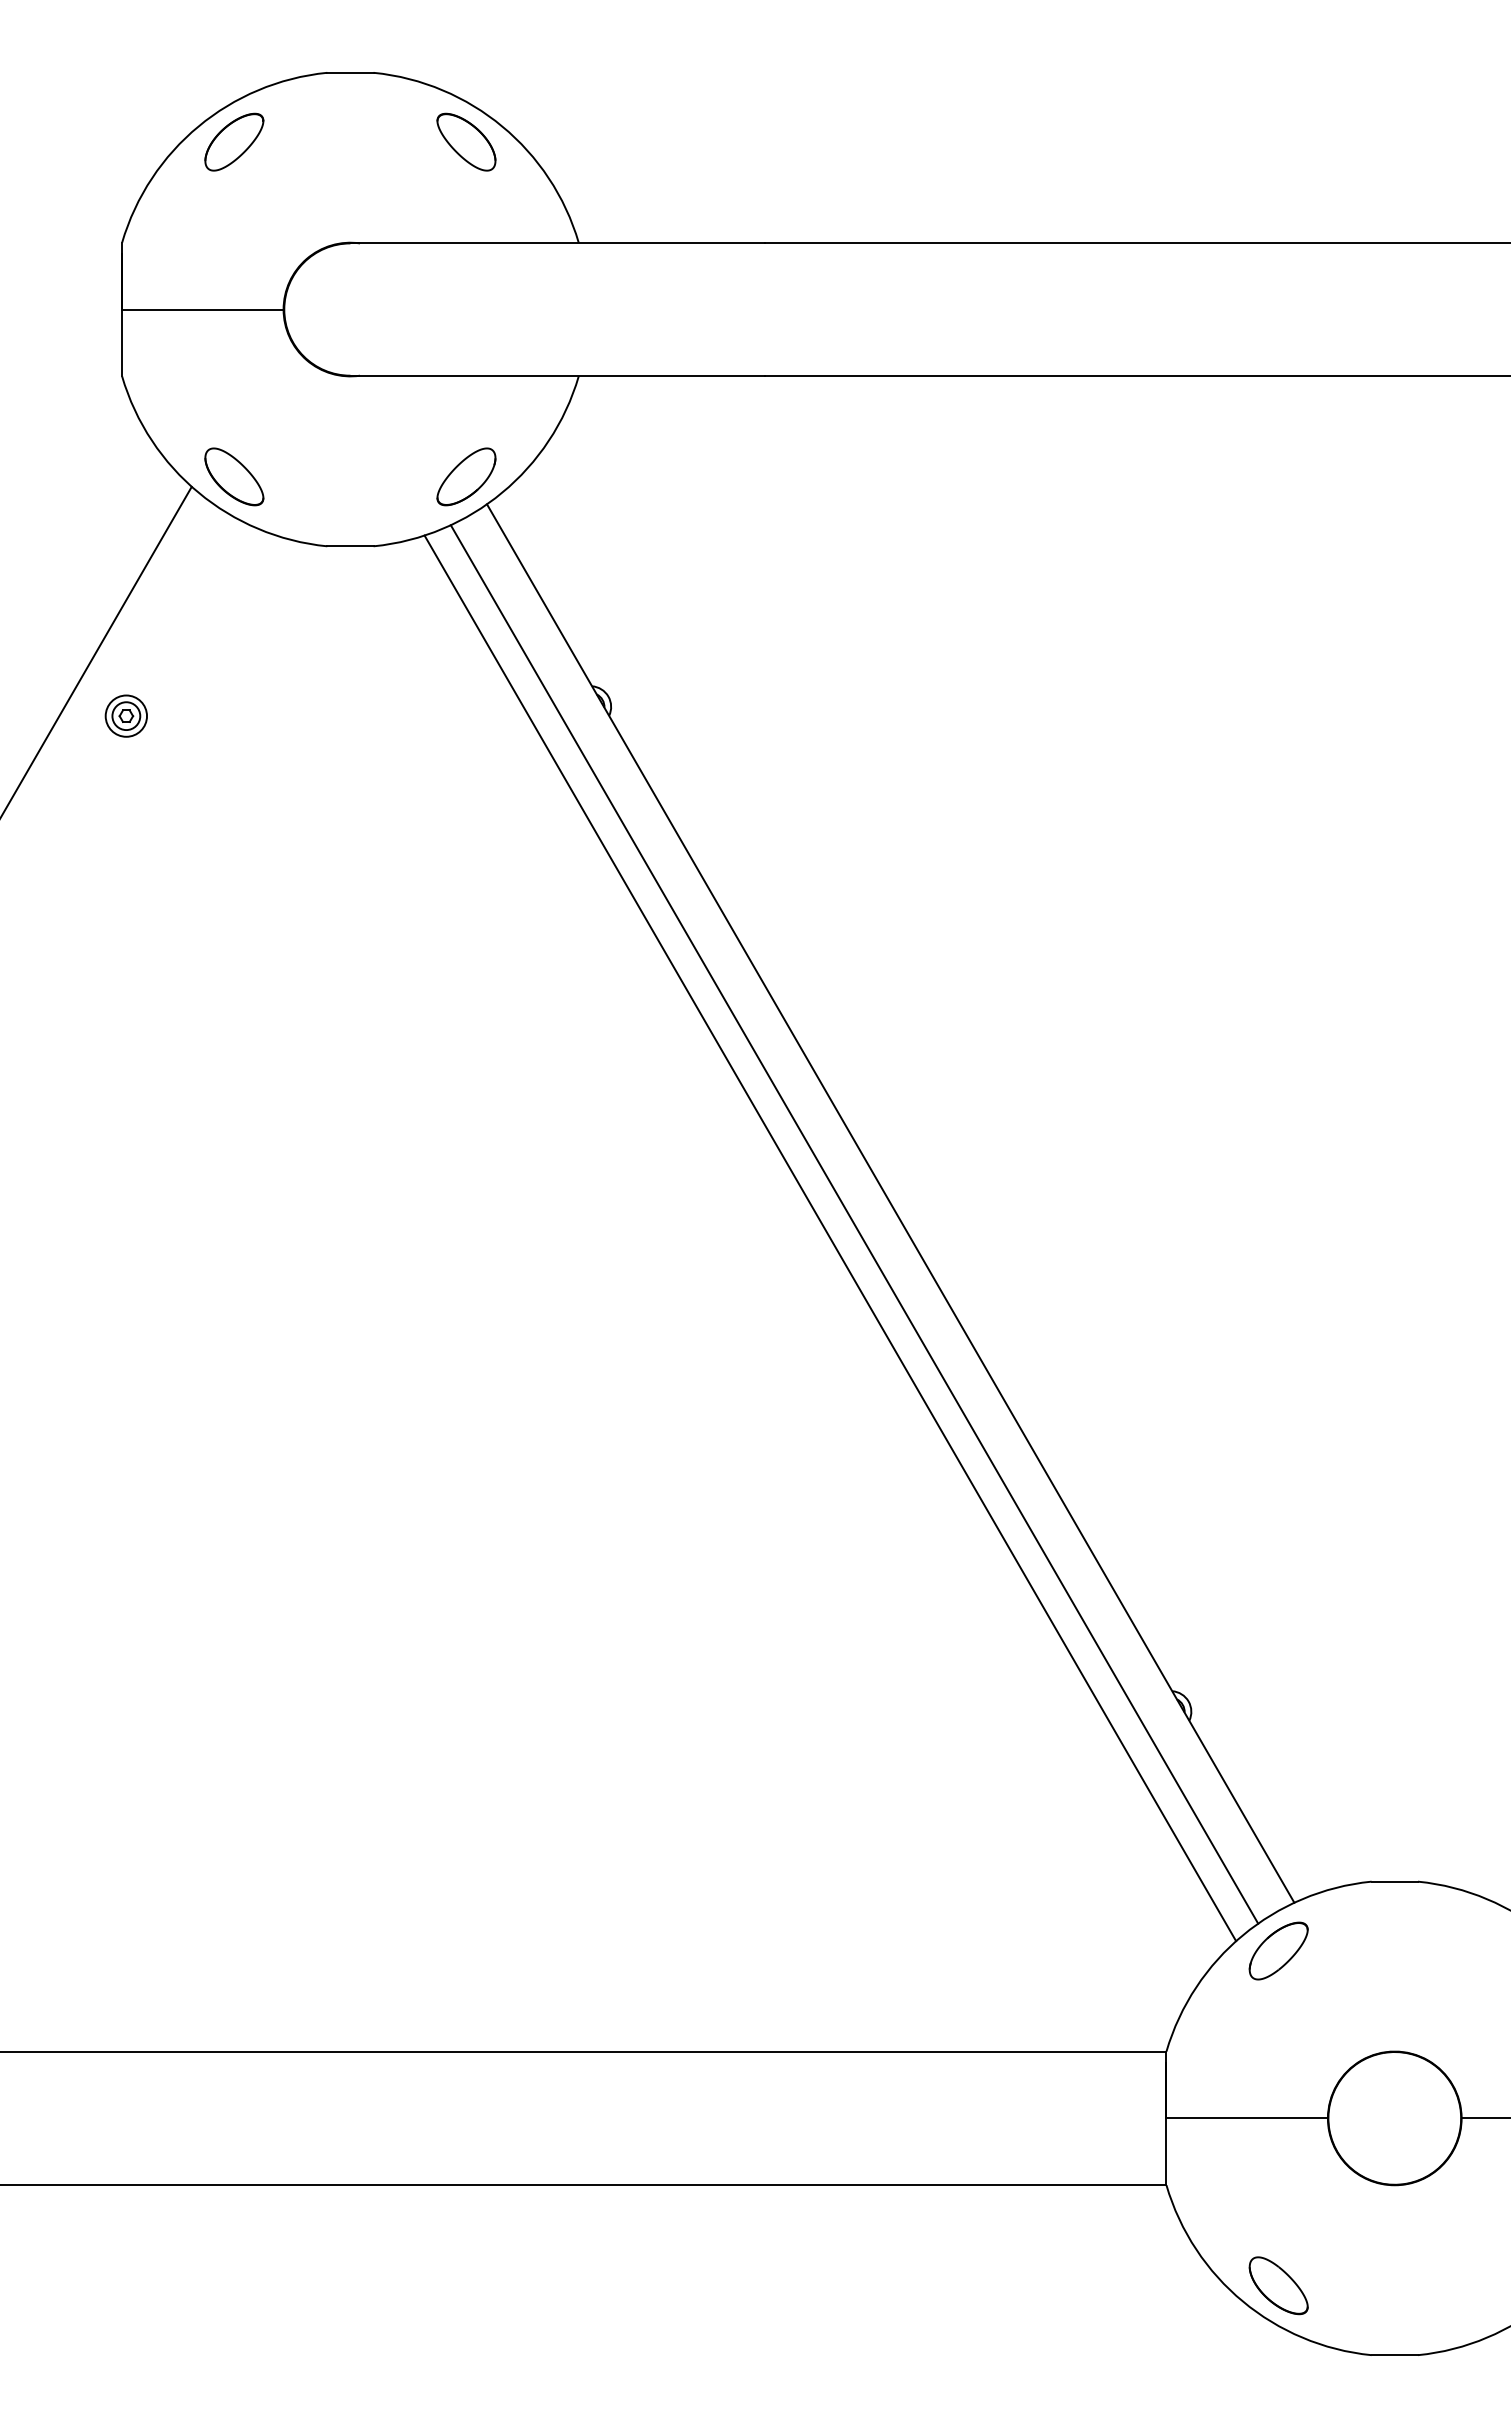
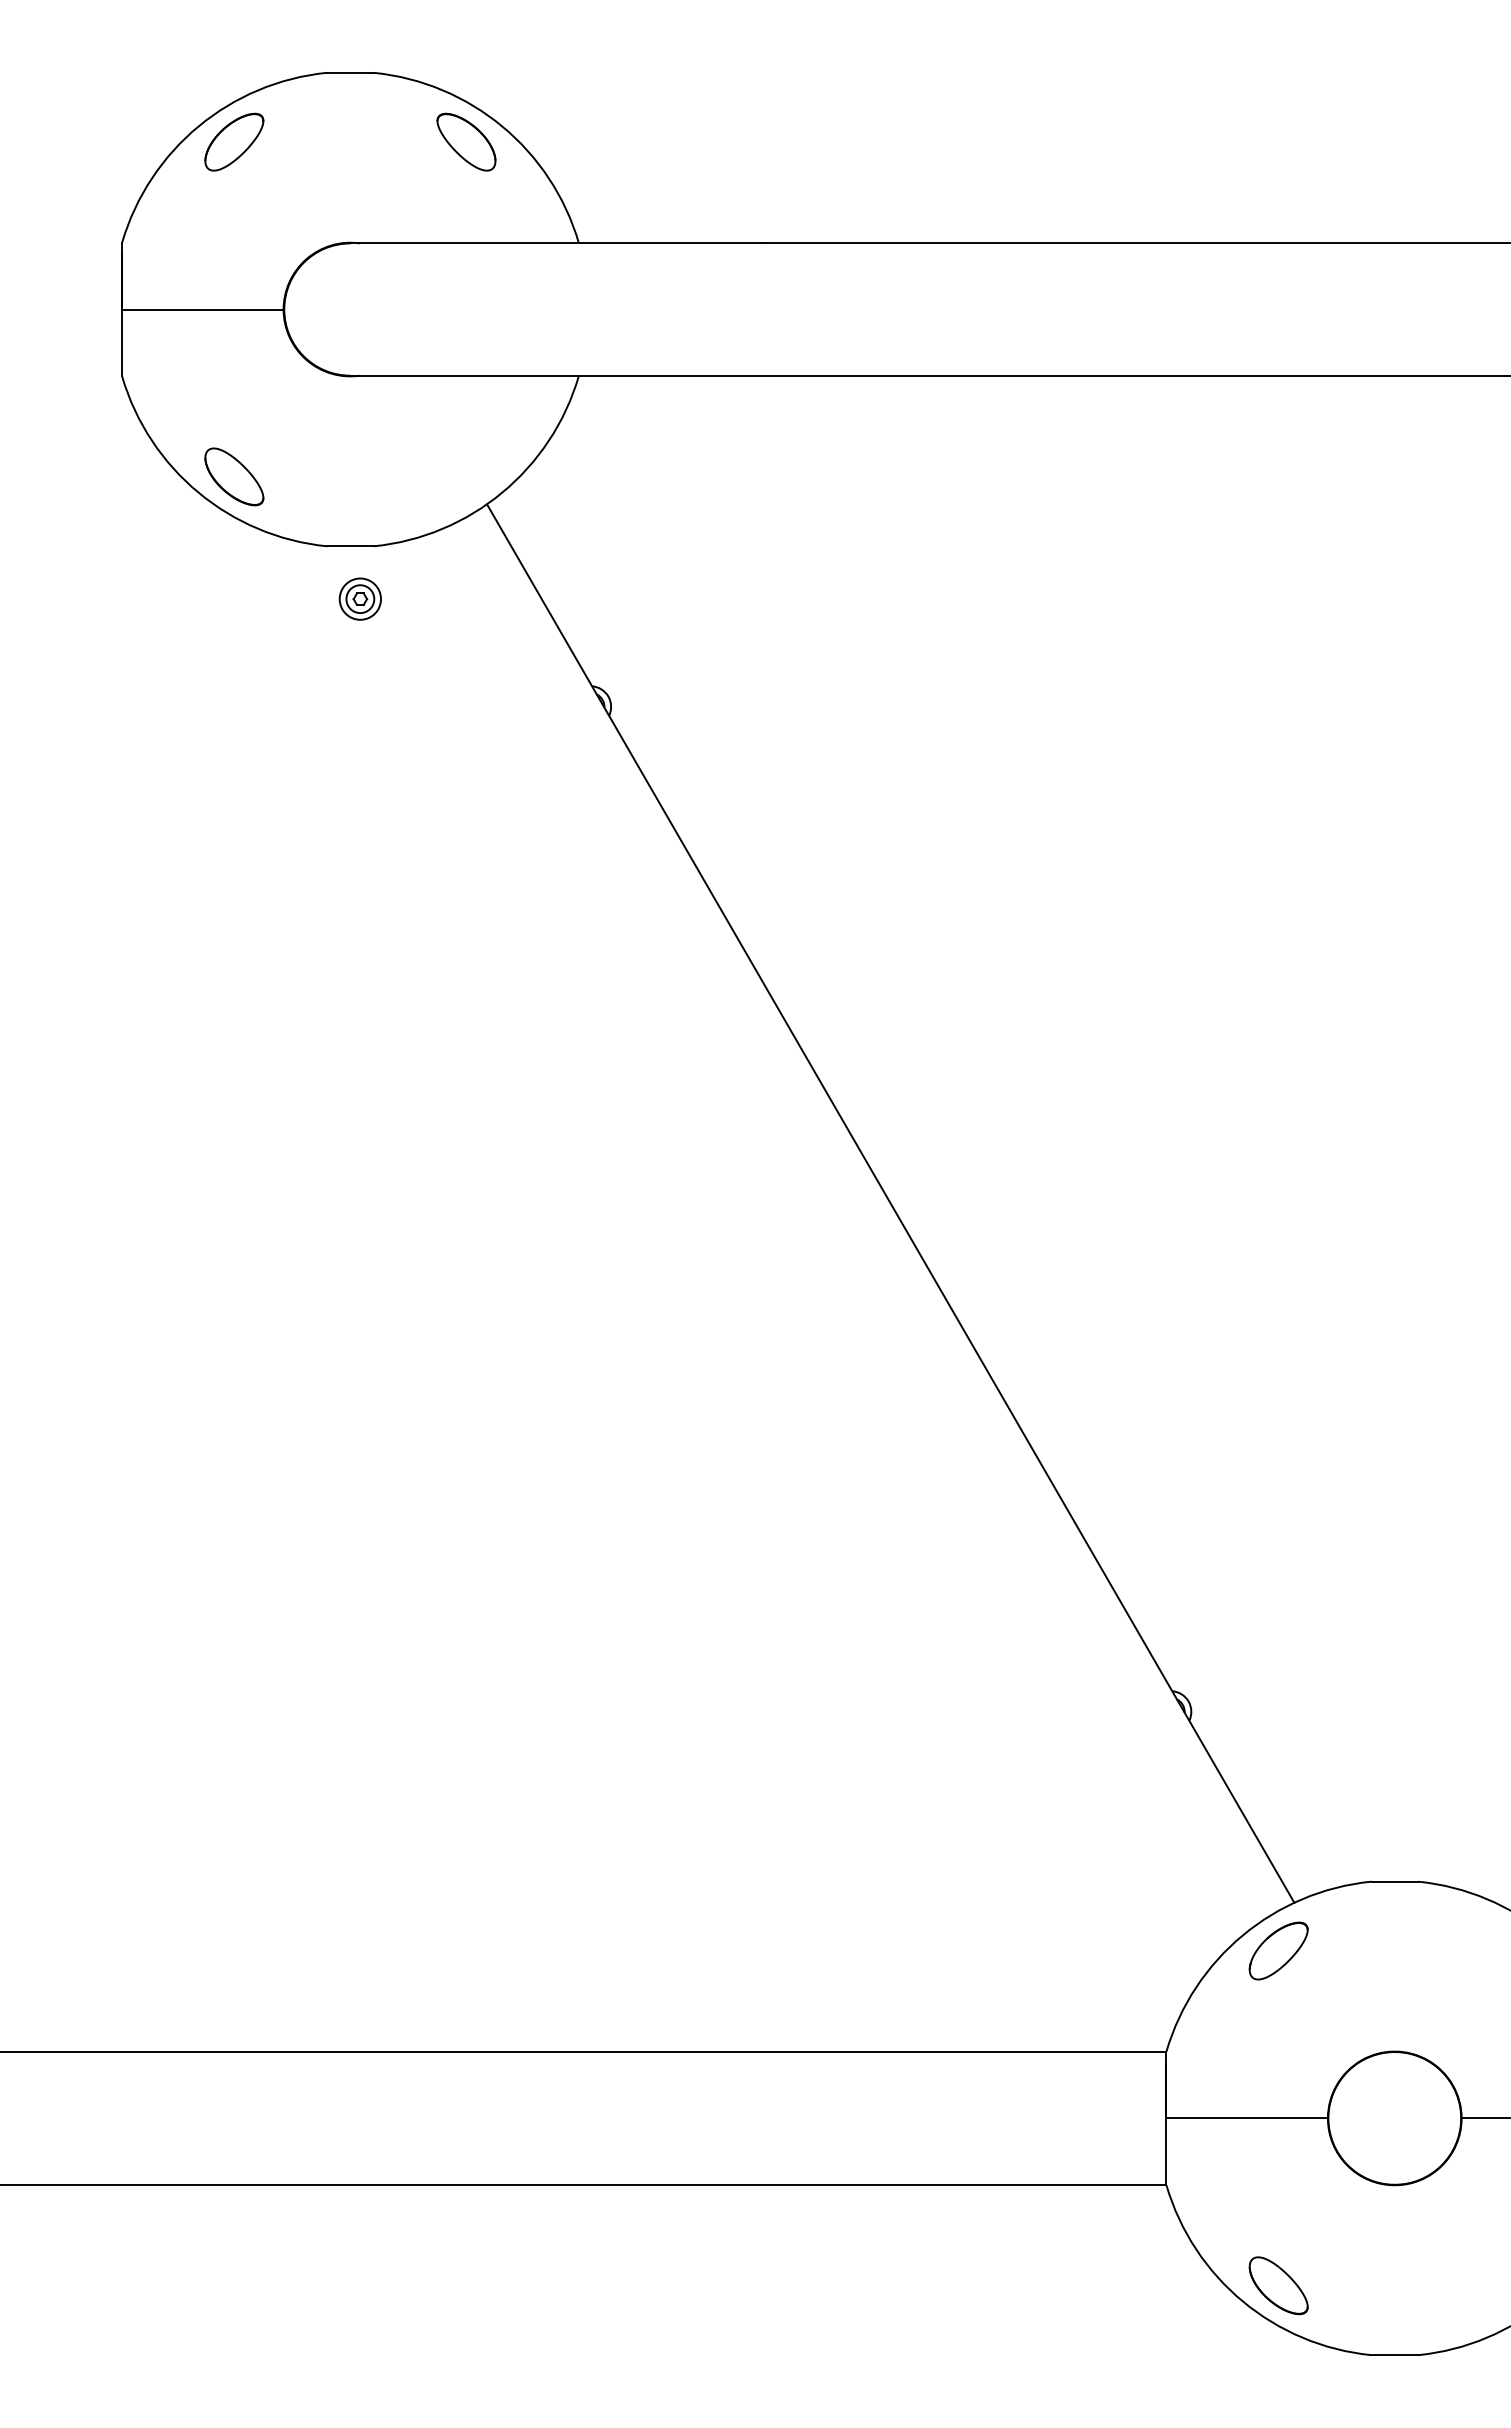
part: present -> none (466, 476)
line: present -> none (96, 650)
part position: (125, 715) -> (359, 598) (359, 598)
line: present -> none (854, 1224)
line: present -> none (830, 1238)
